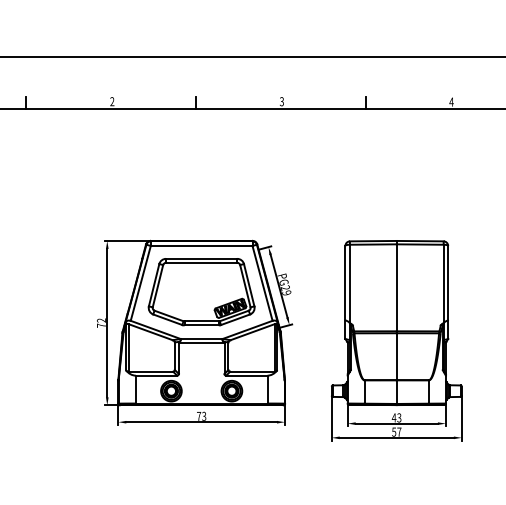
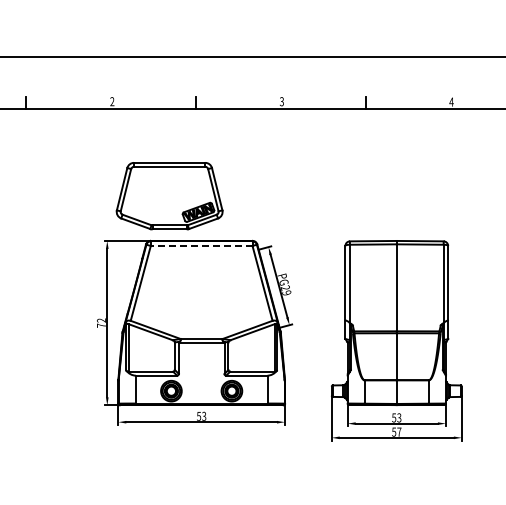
line: solid -> dashed (201, 245)
part position: (201, 292) -> (169, 196) (169, 196)
text: 73 -> 53 (199, 416)
text: 43 -> 53 (393, 417)
